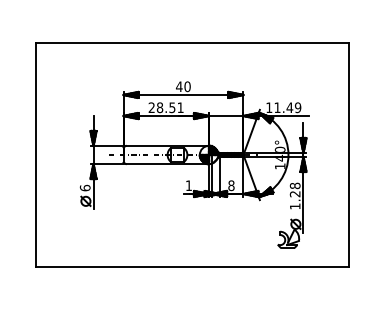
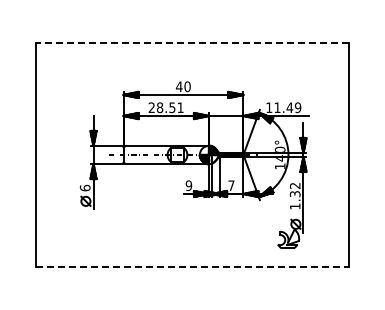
line: solid -> dashed (192, 42)
text: 1 -> 9 (188, 185)
text: 8 -> 7 (231, 185)
text: 1.28 -> 1.32 (295, 189)
line: solid -> dashed (192, 267)
